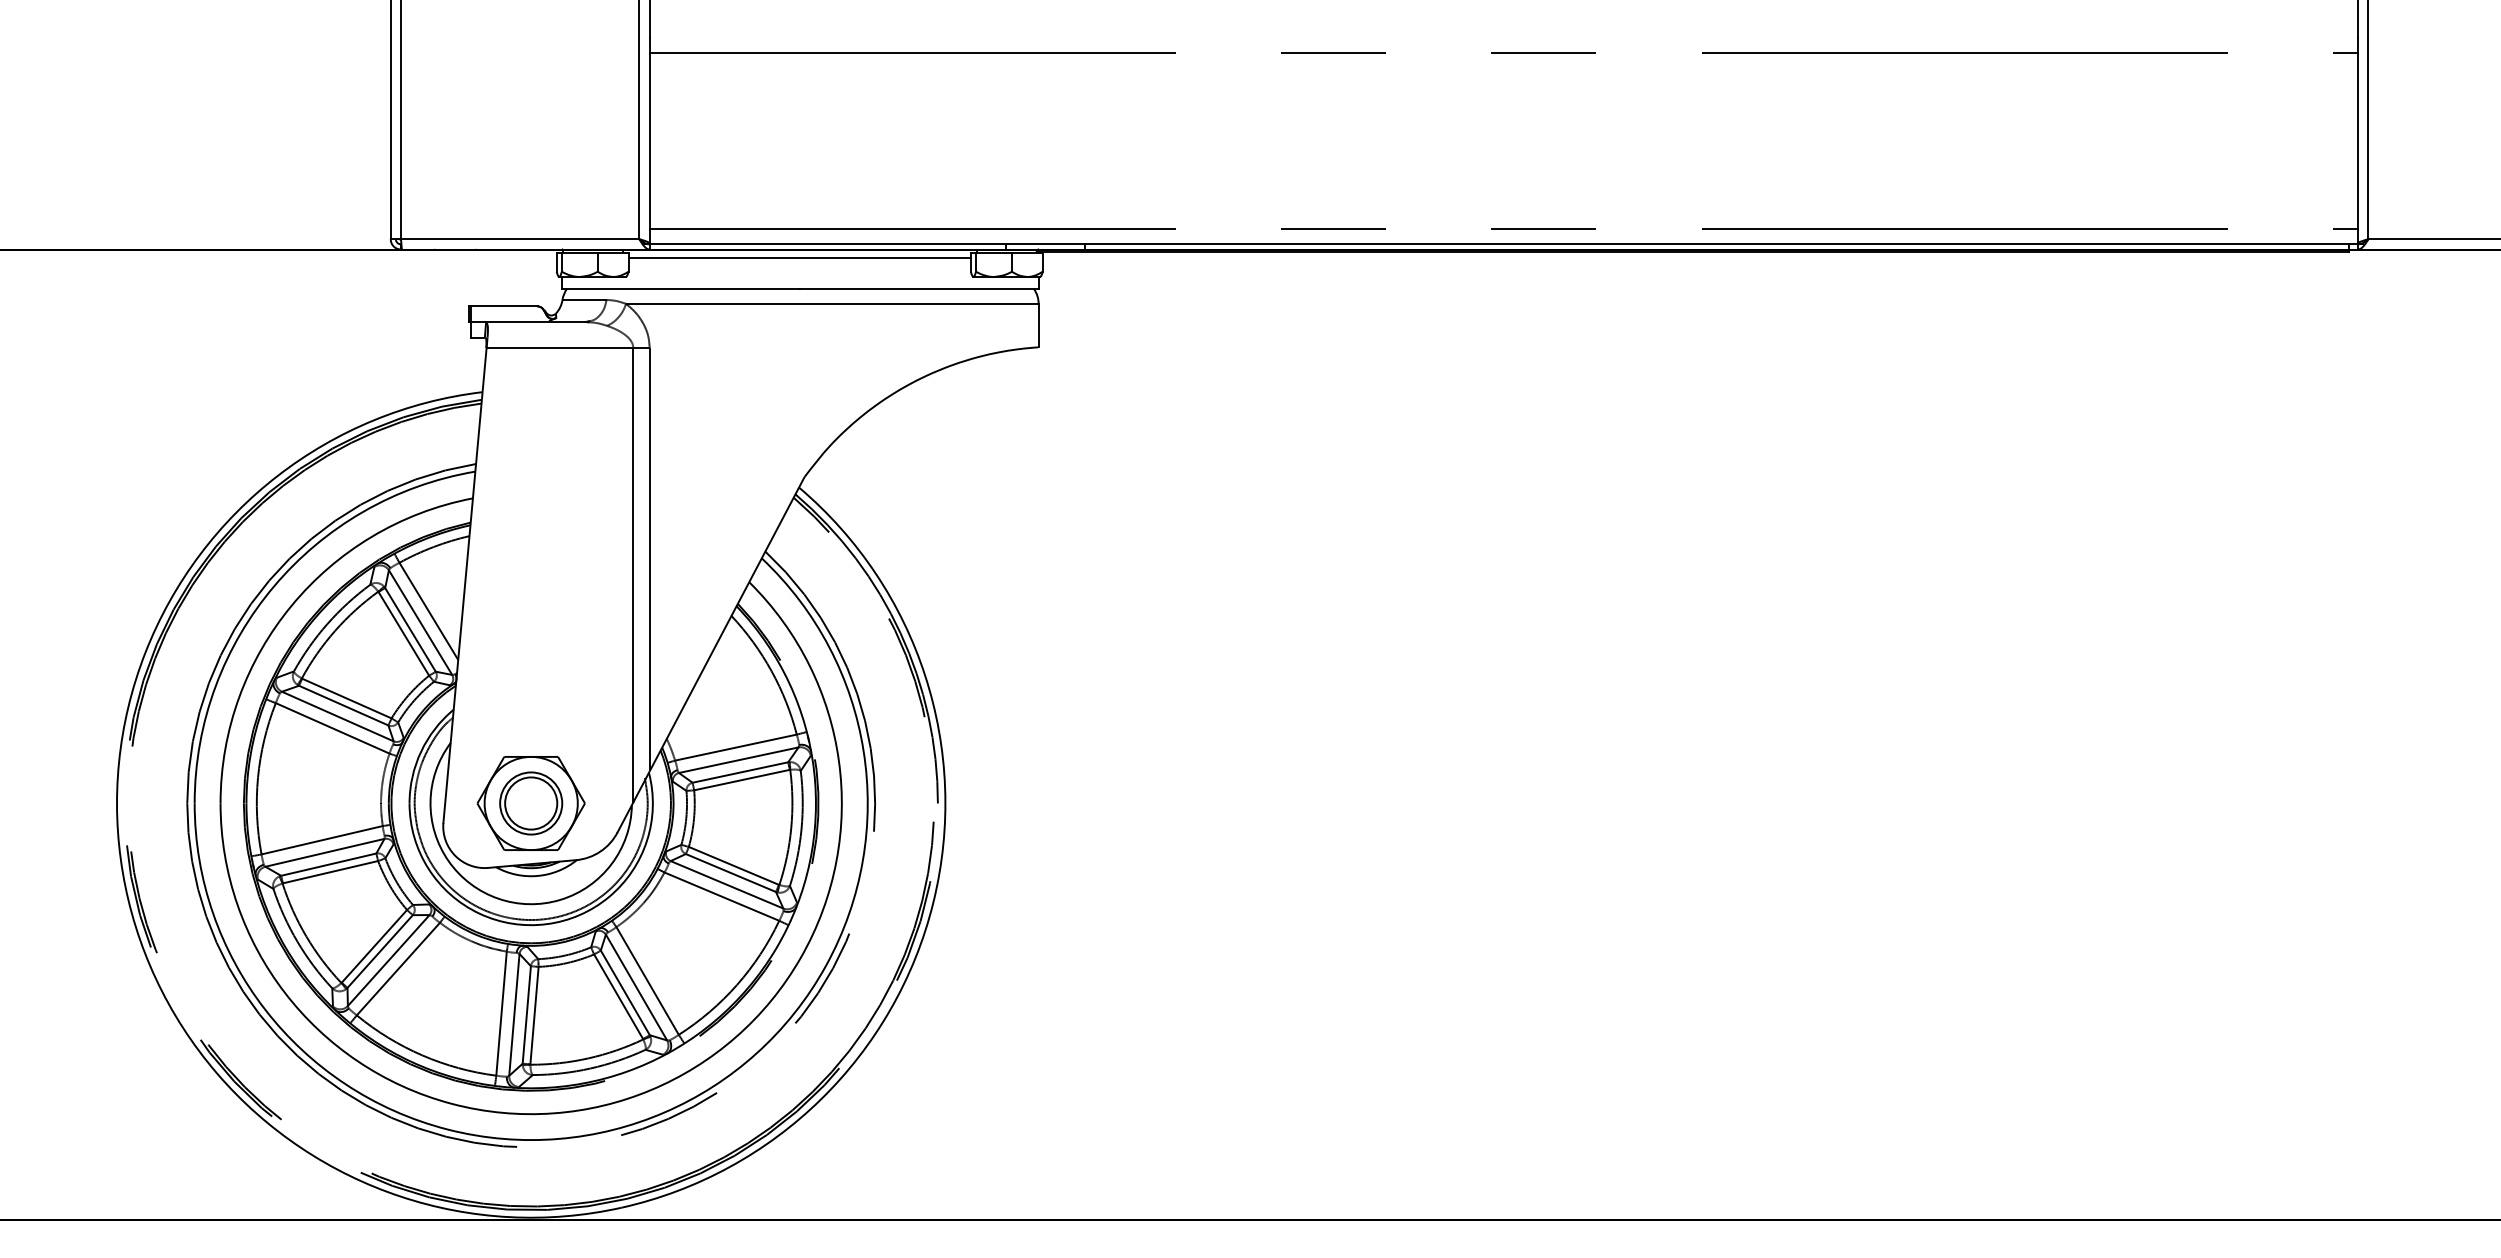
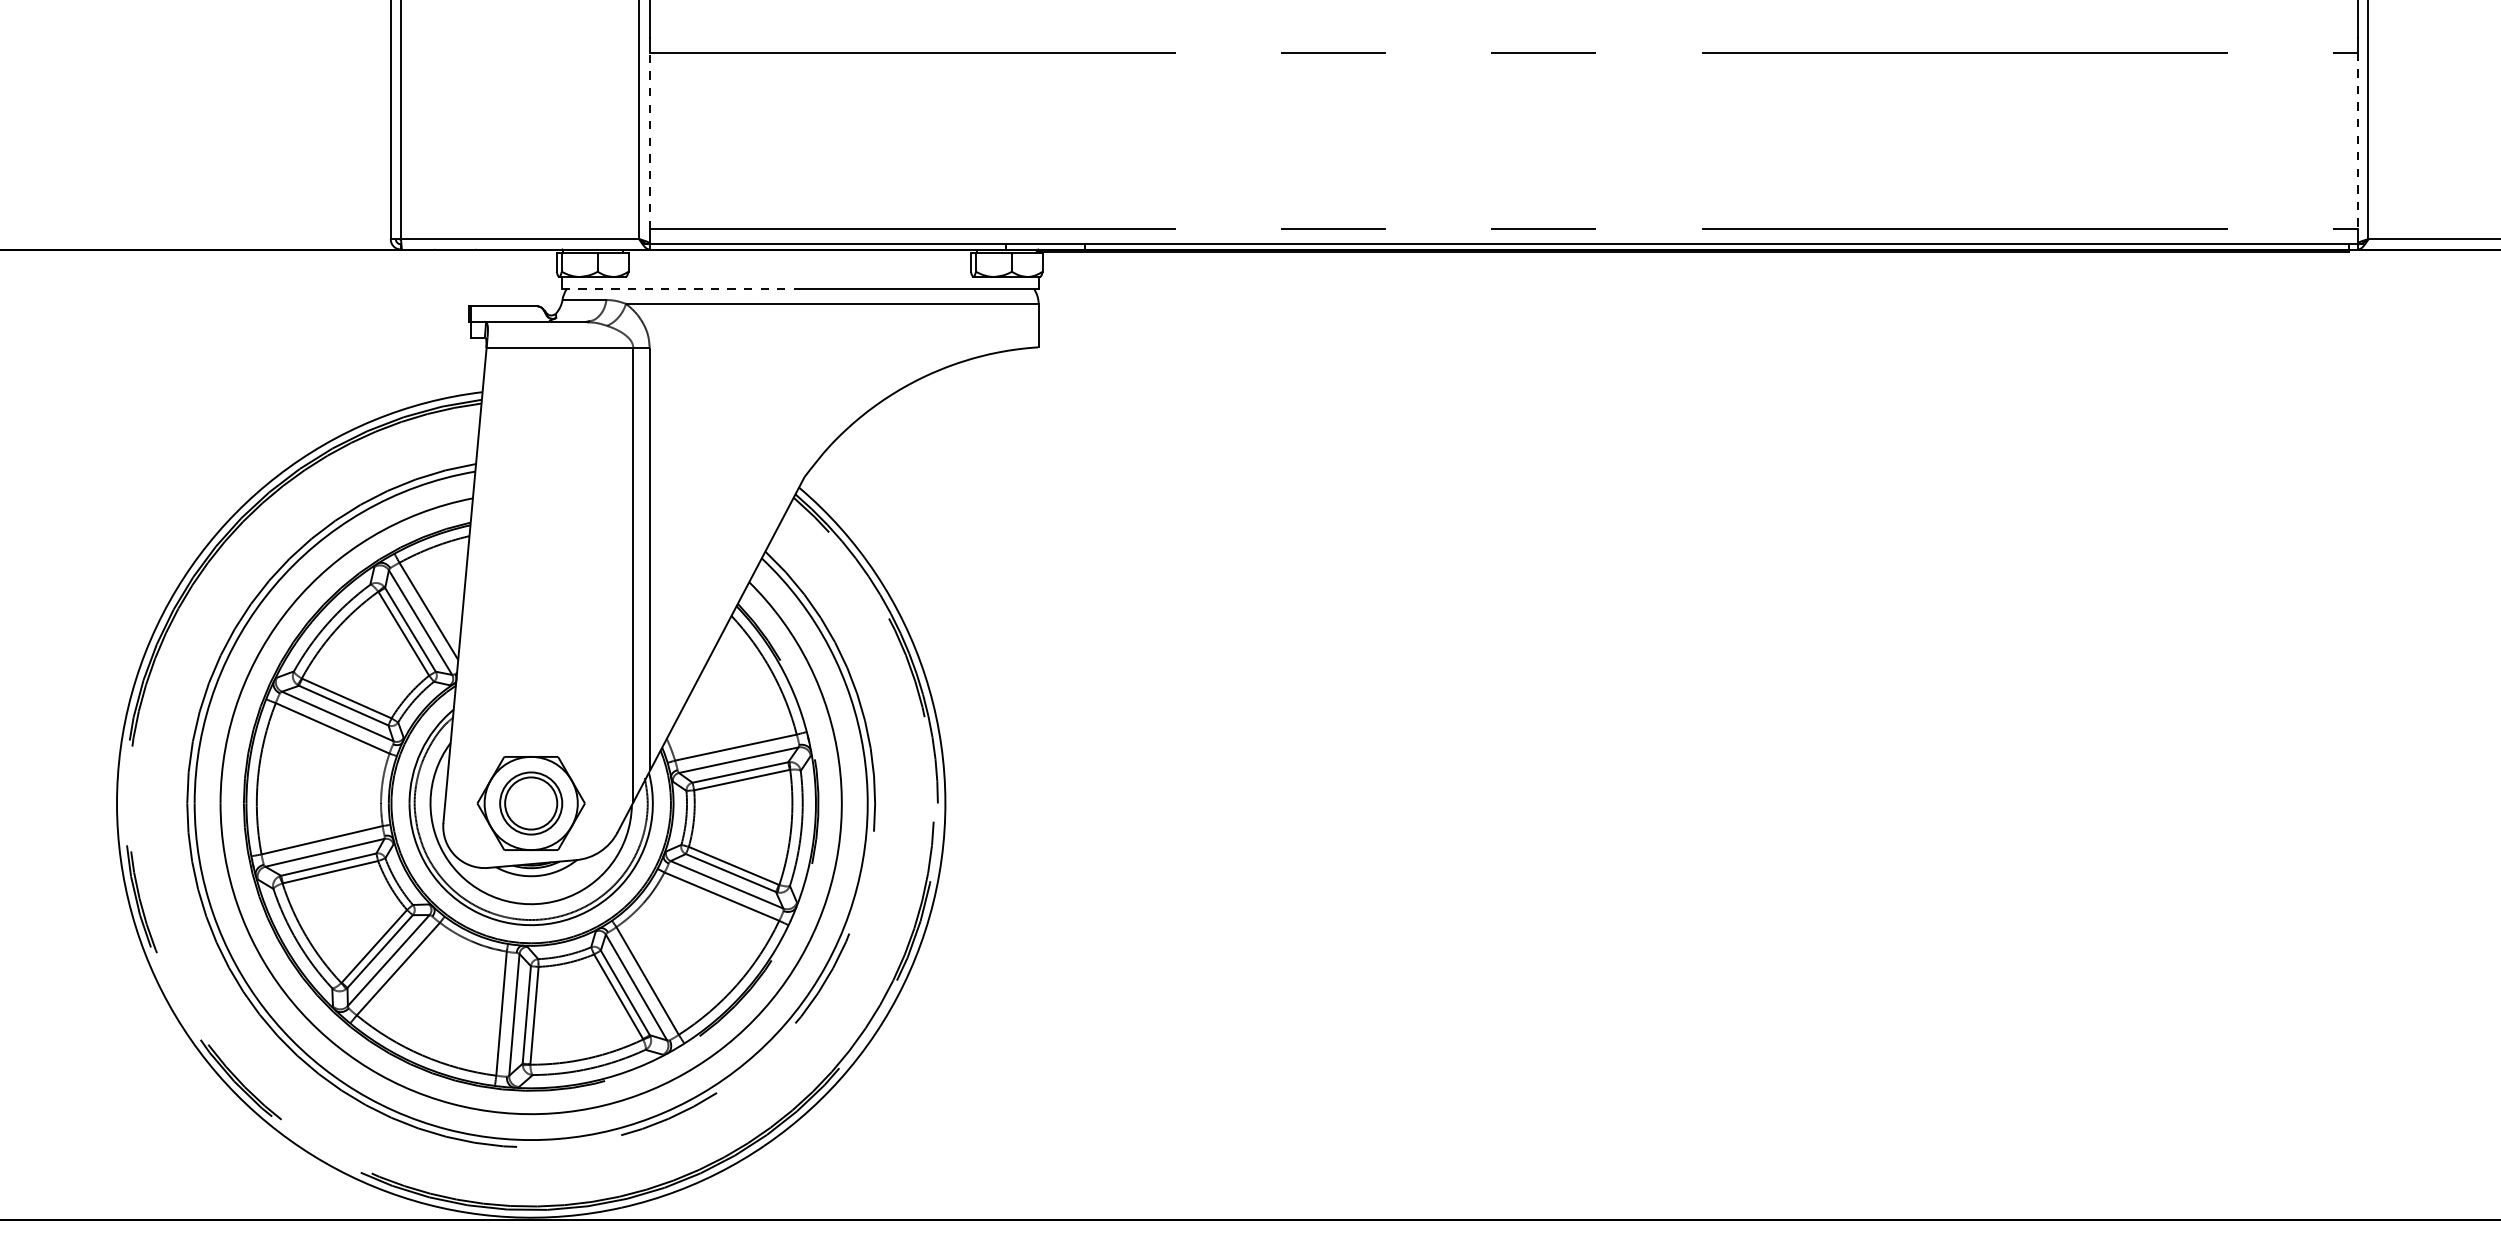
line: solid -> dashed (649, 140)
line: solid -> dashed (2358, 141)
line: present -> none (799, 257)
line: solid -> dashed (681, 288)
